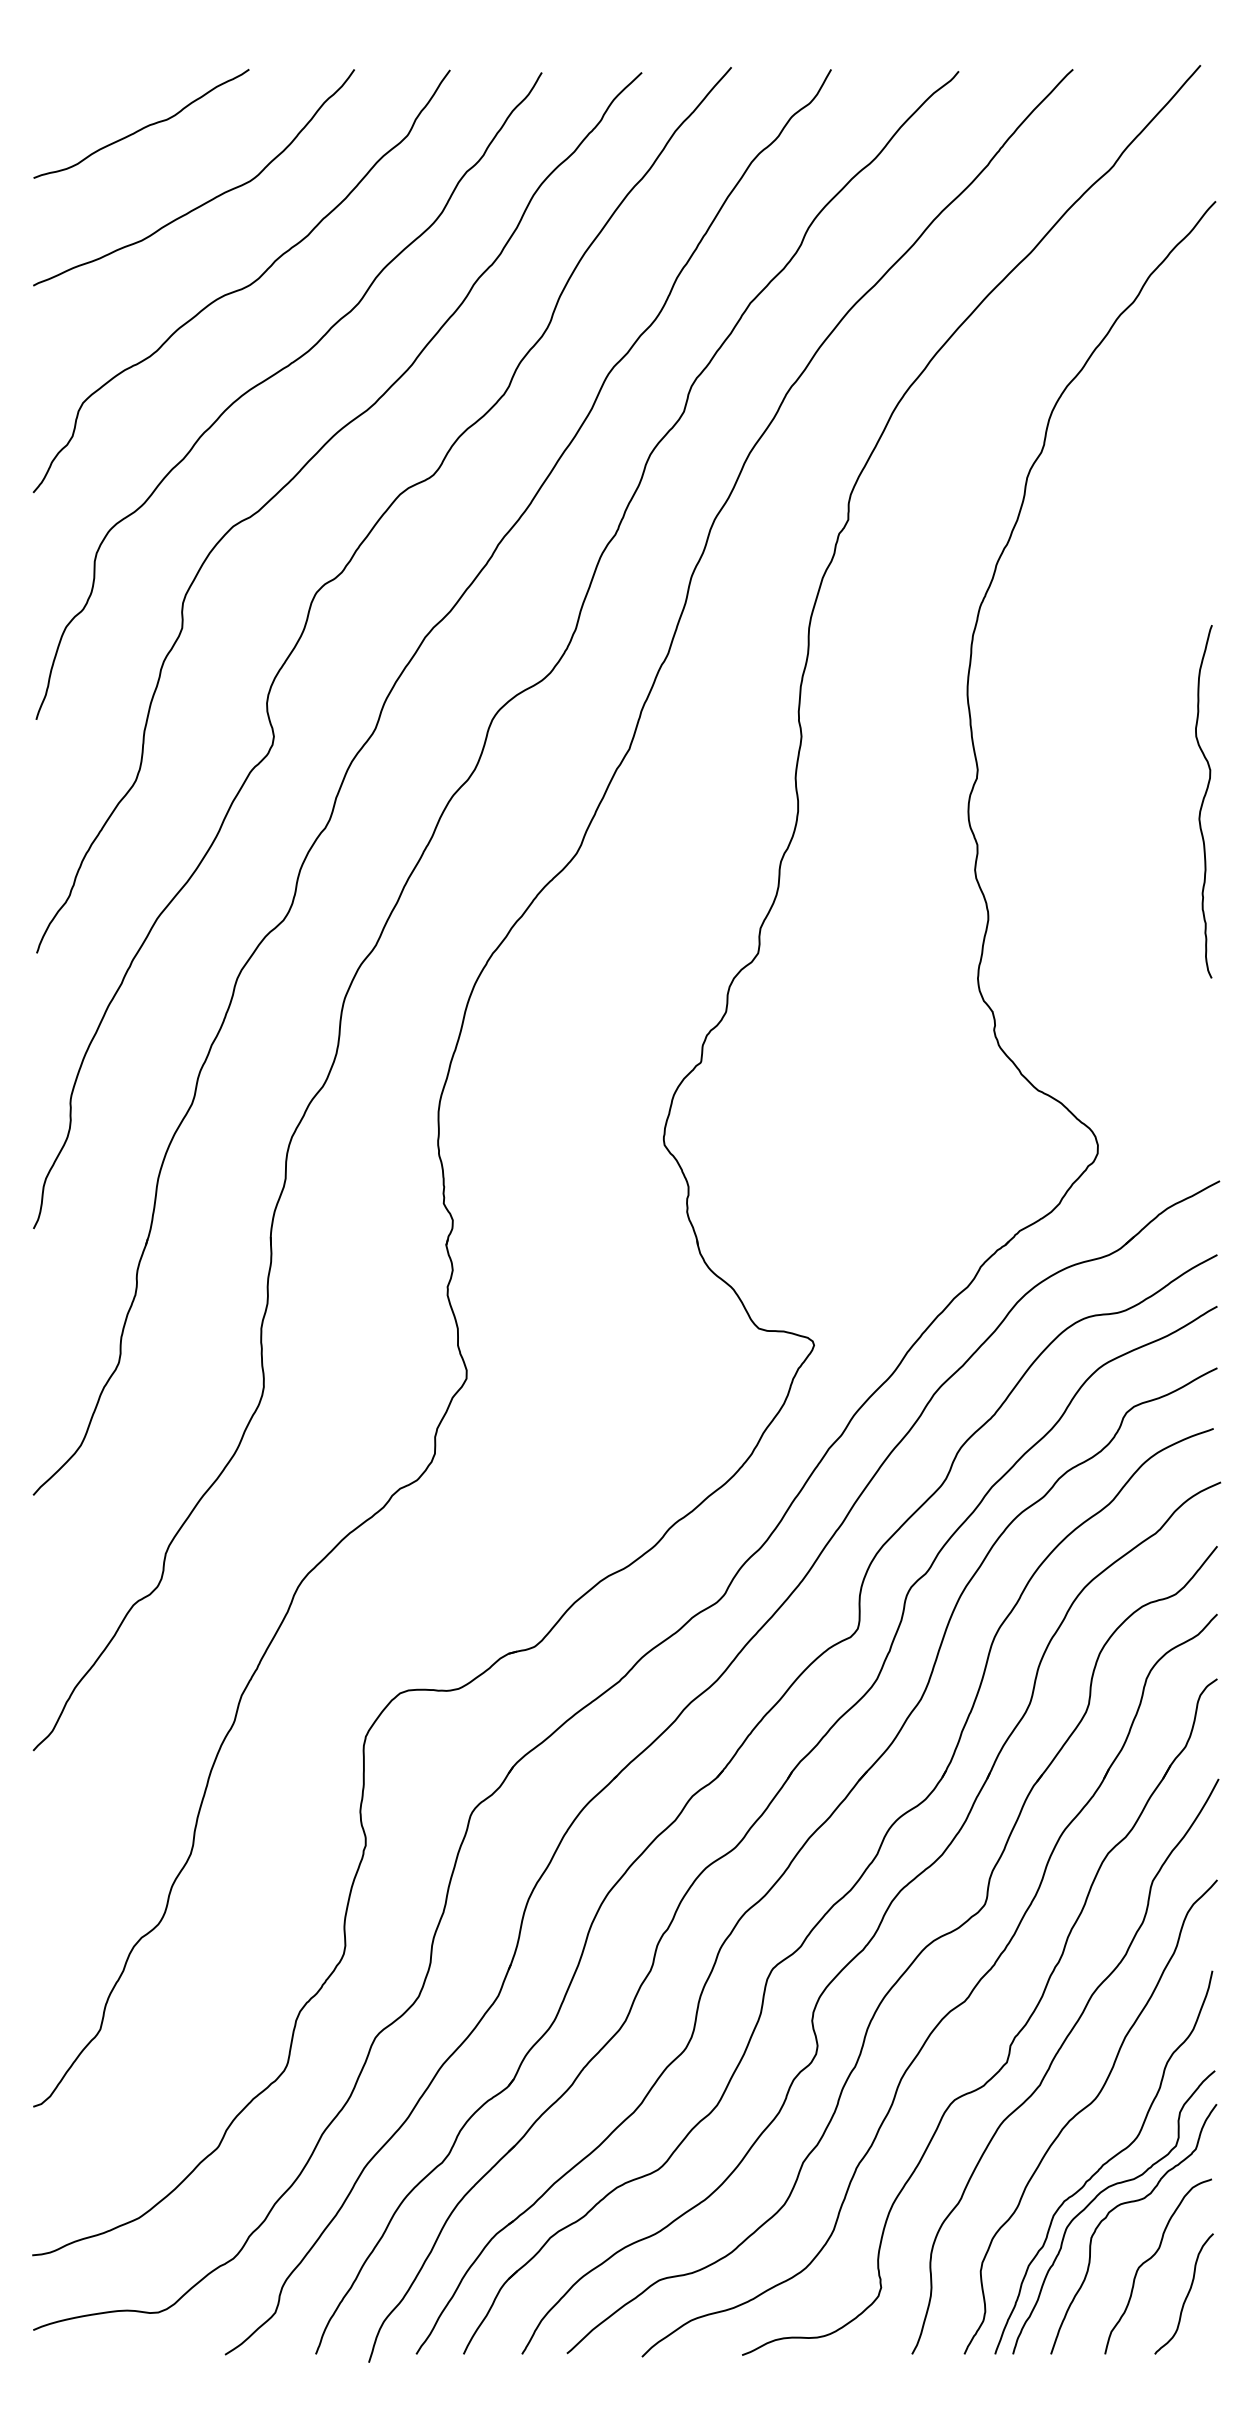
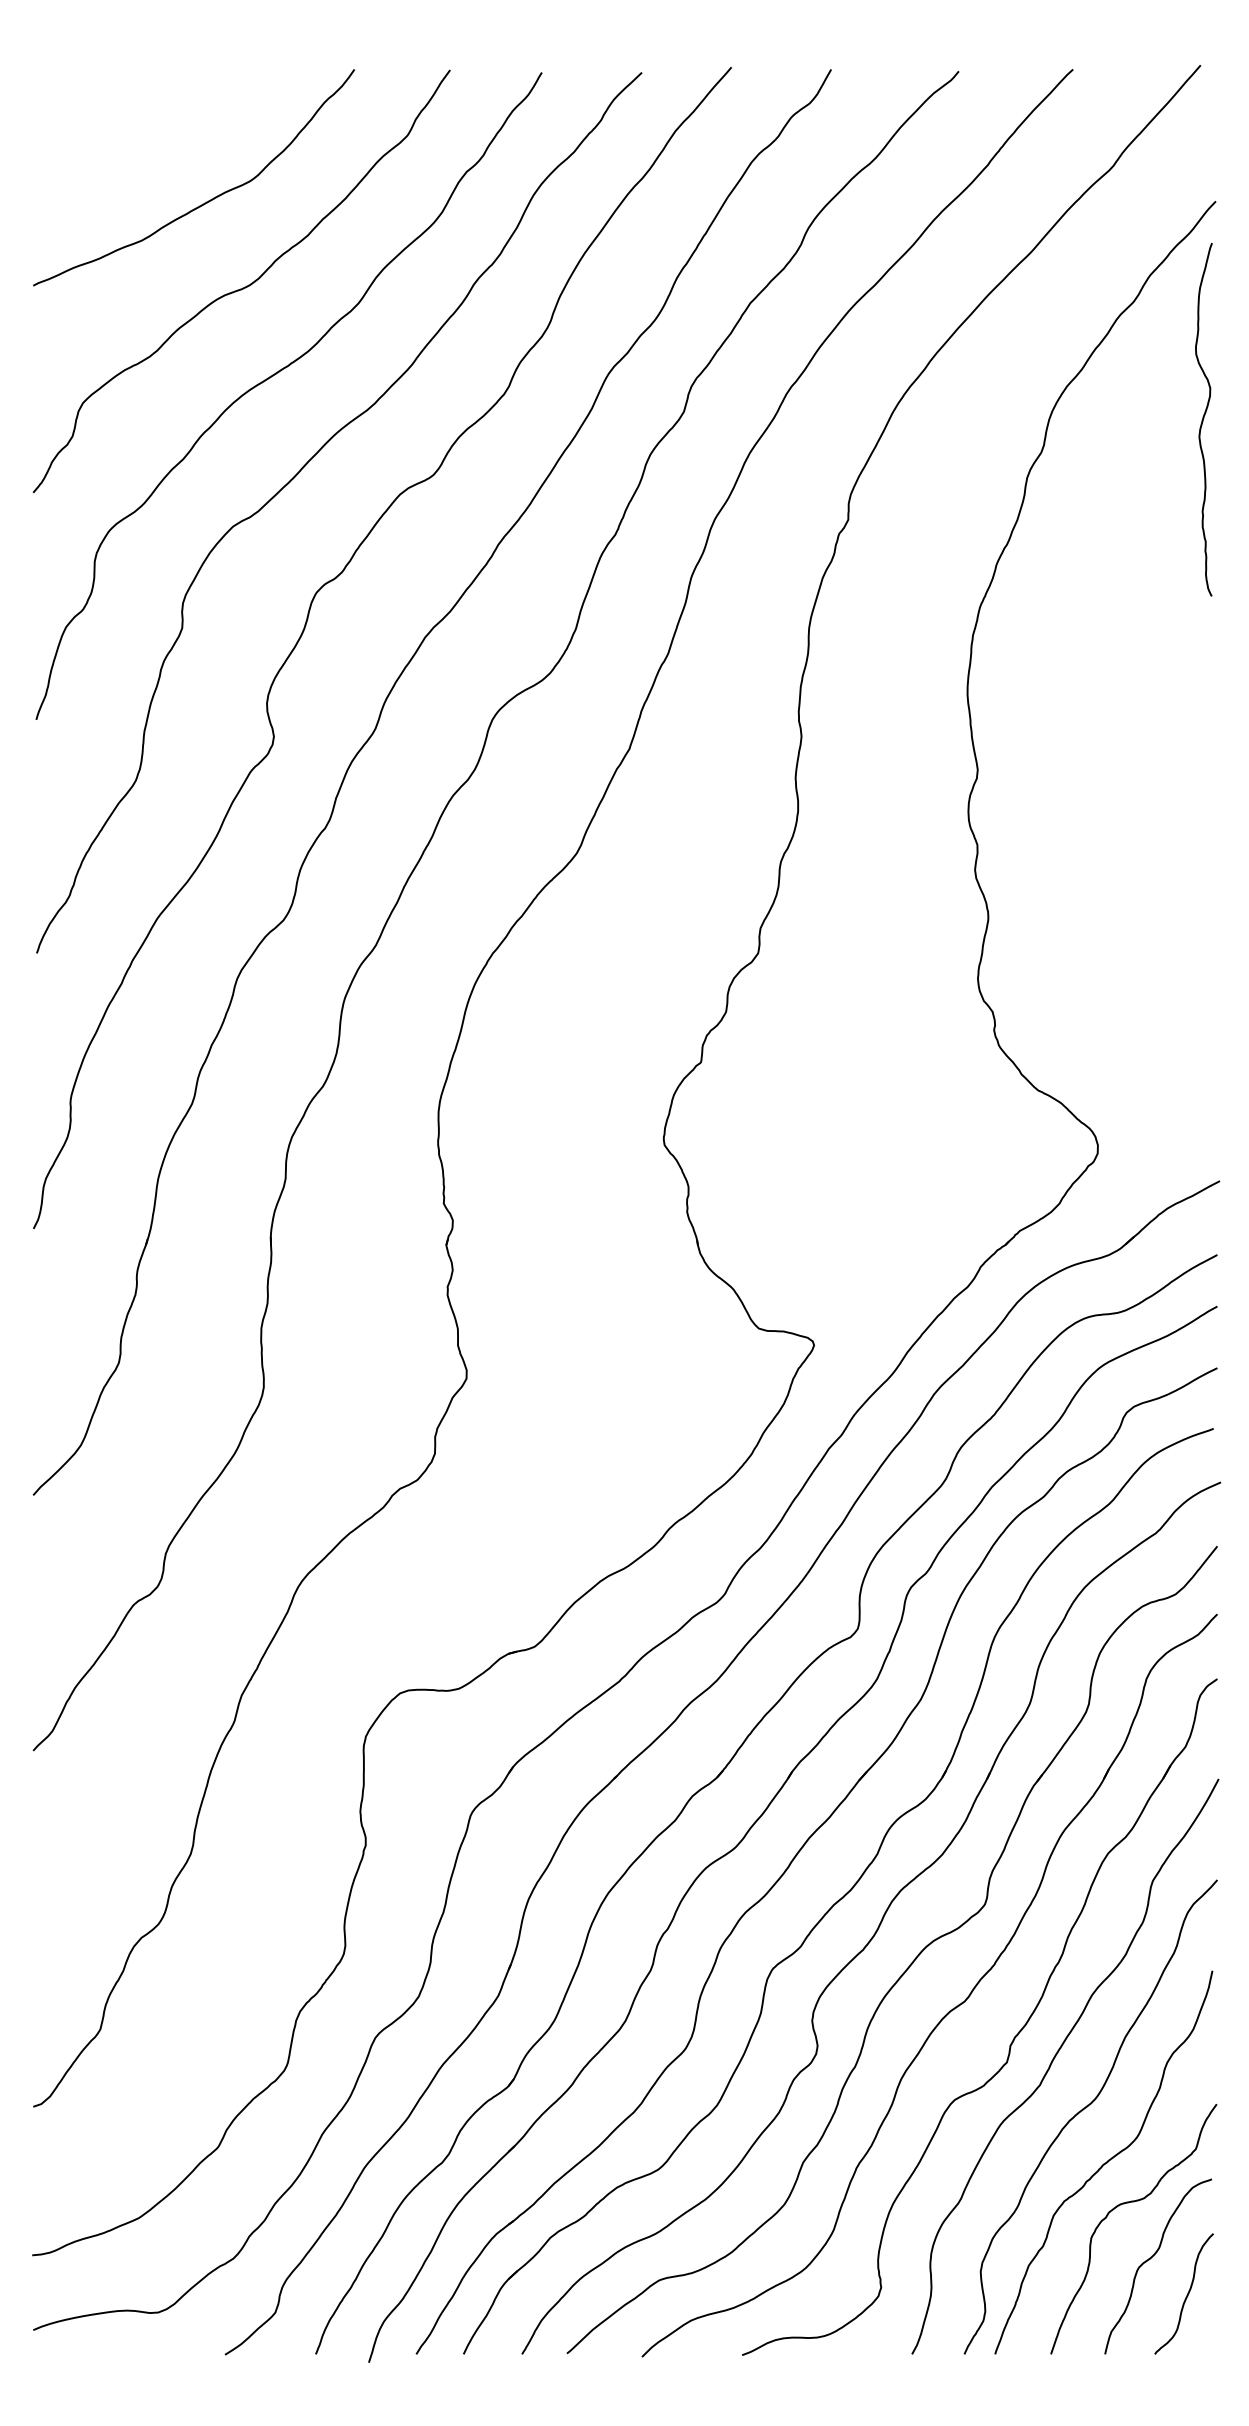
curve: present -> none (142, 127)
curve position: (1203, 801) -> (1203, 419) (1203, 419)
curve: present -> none (1096, 2198)
